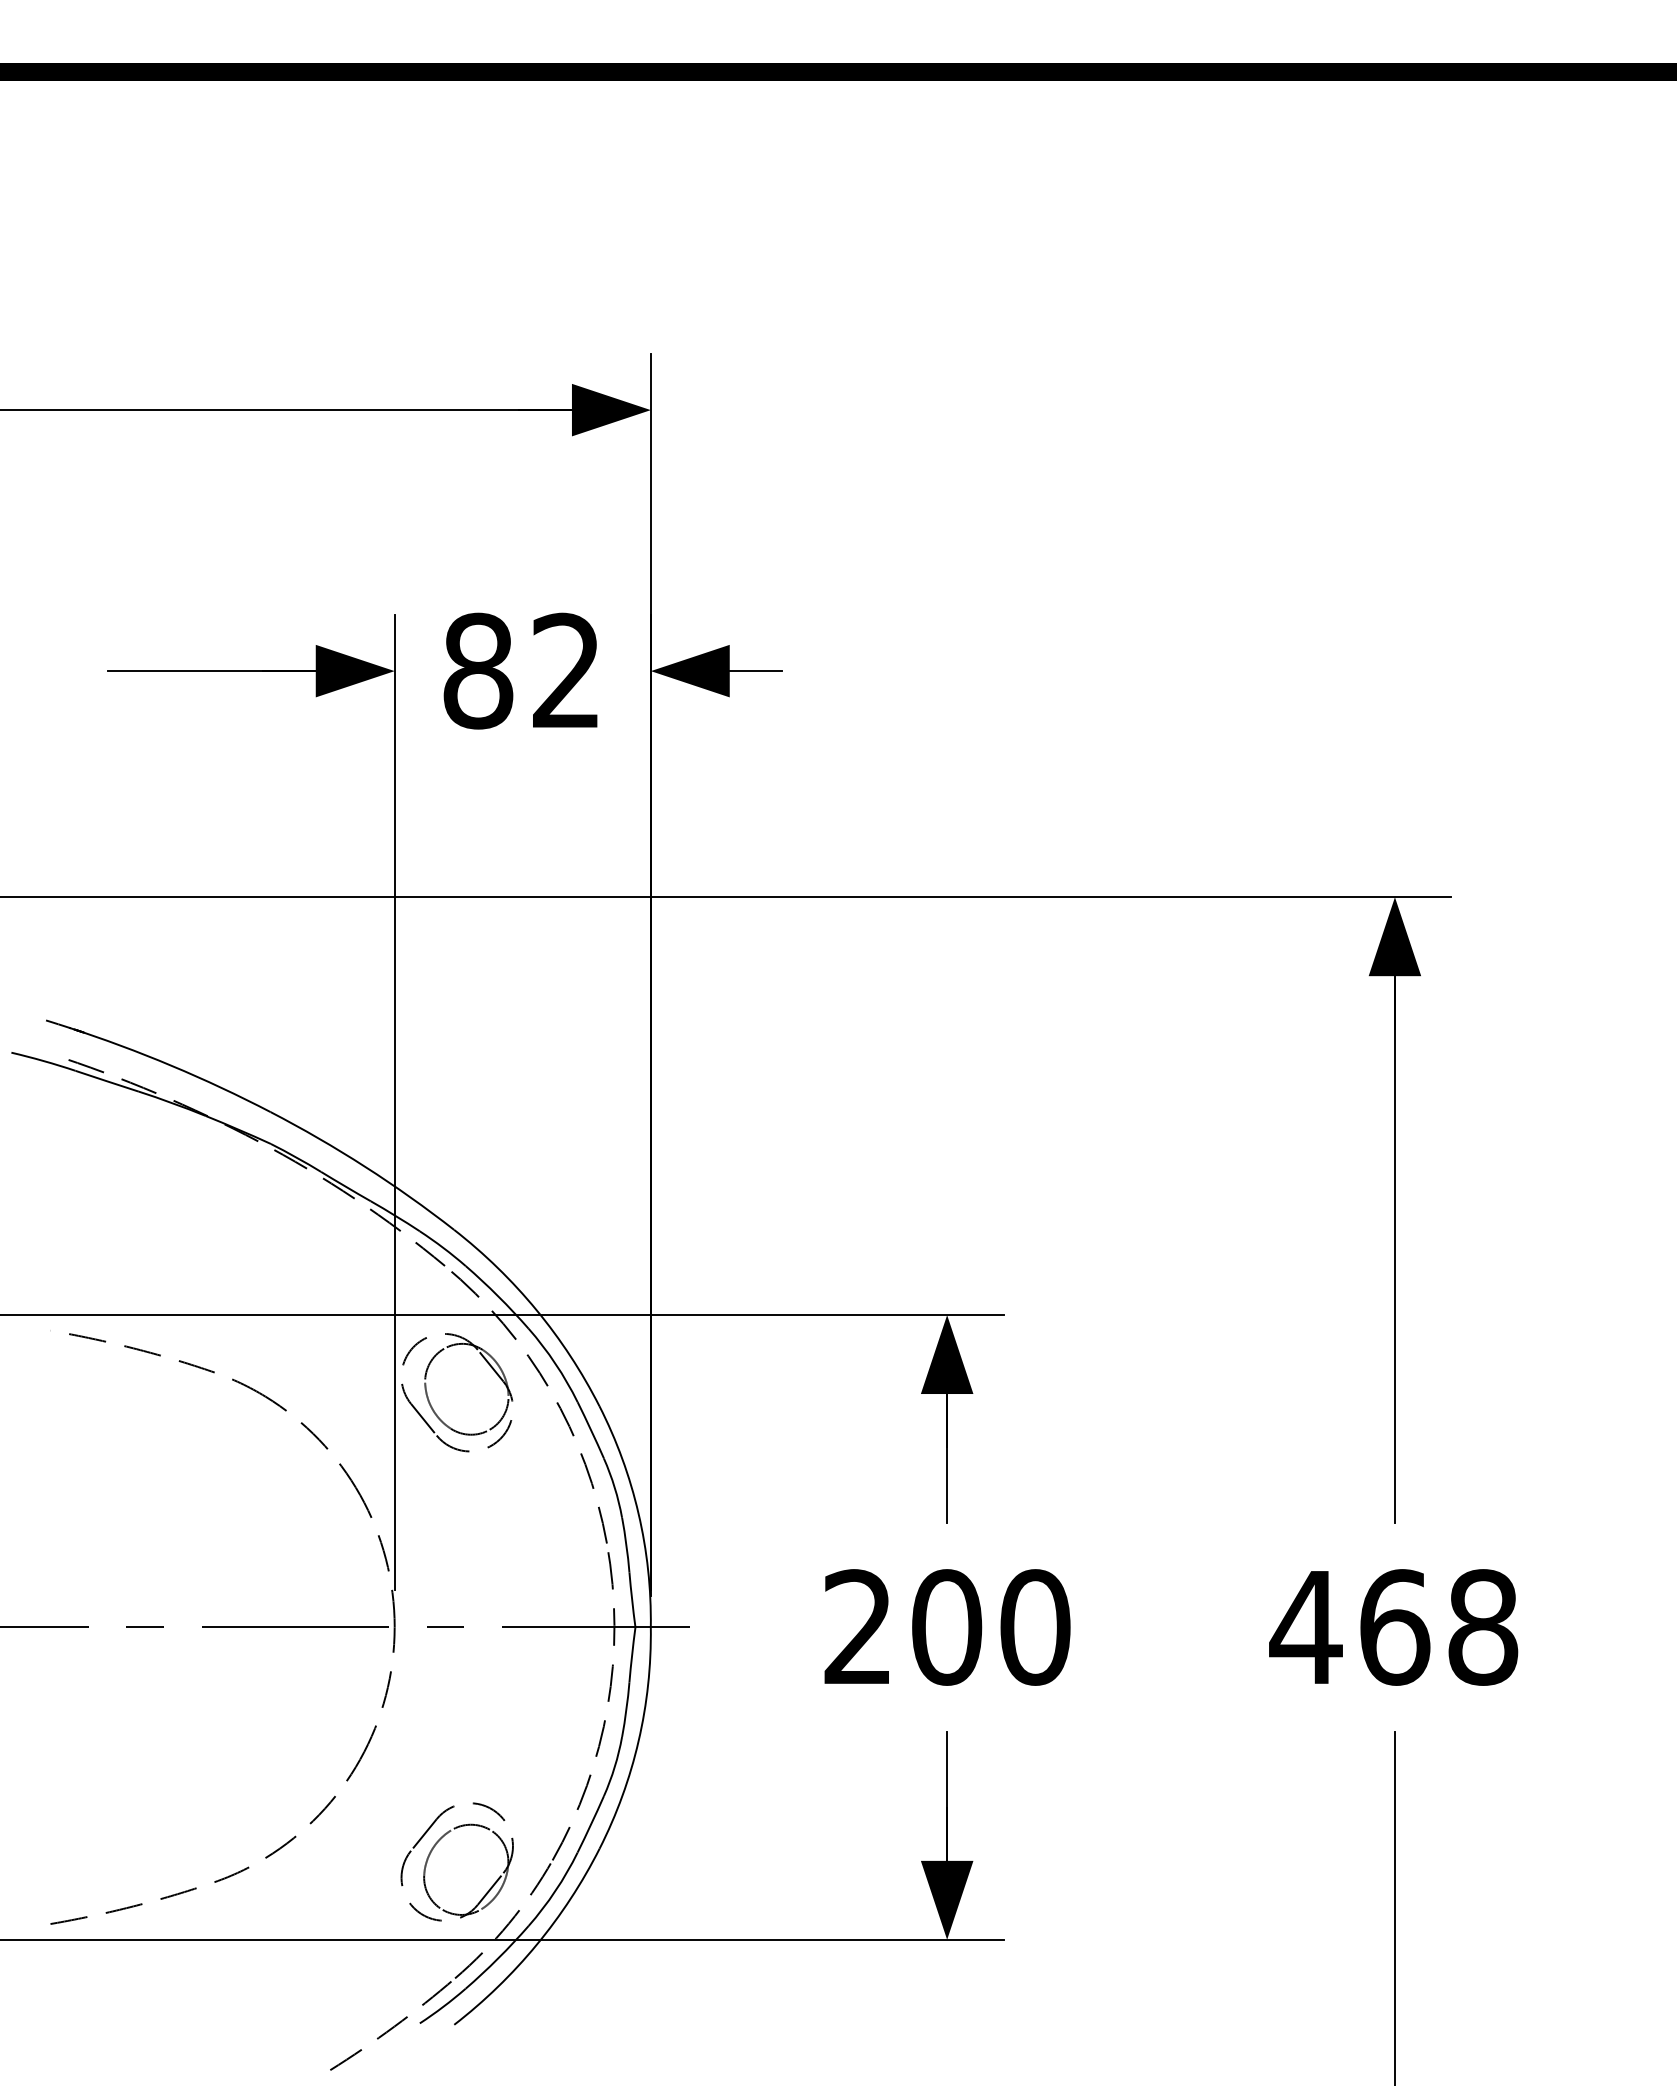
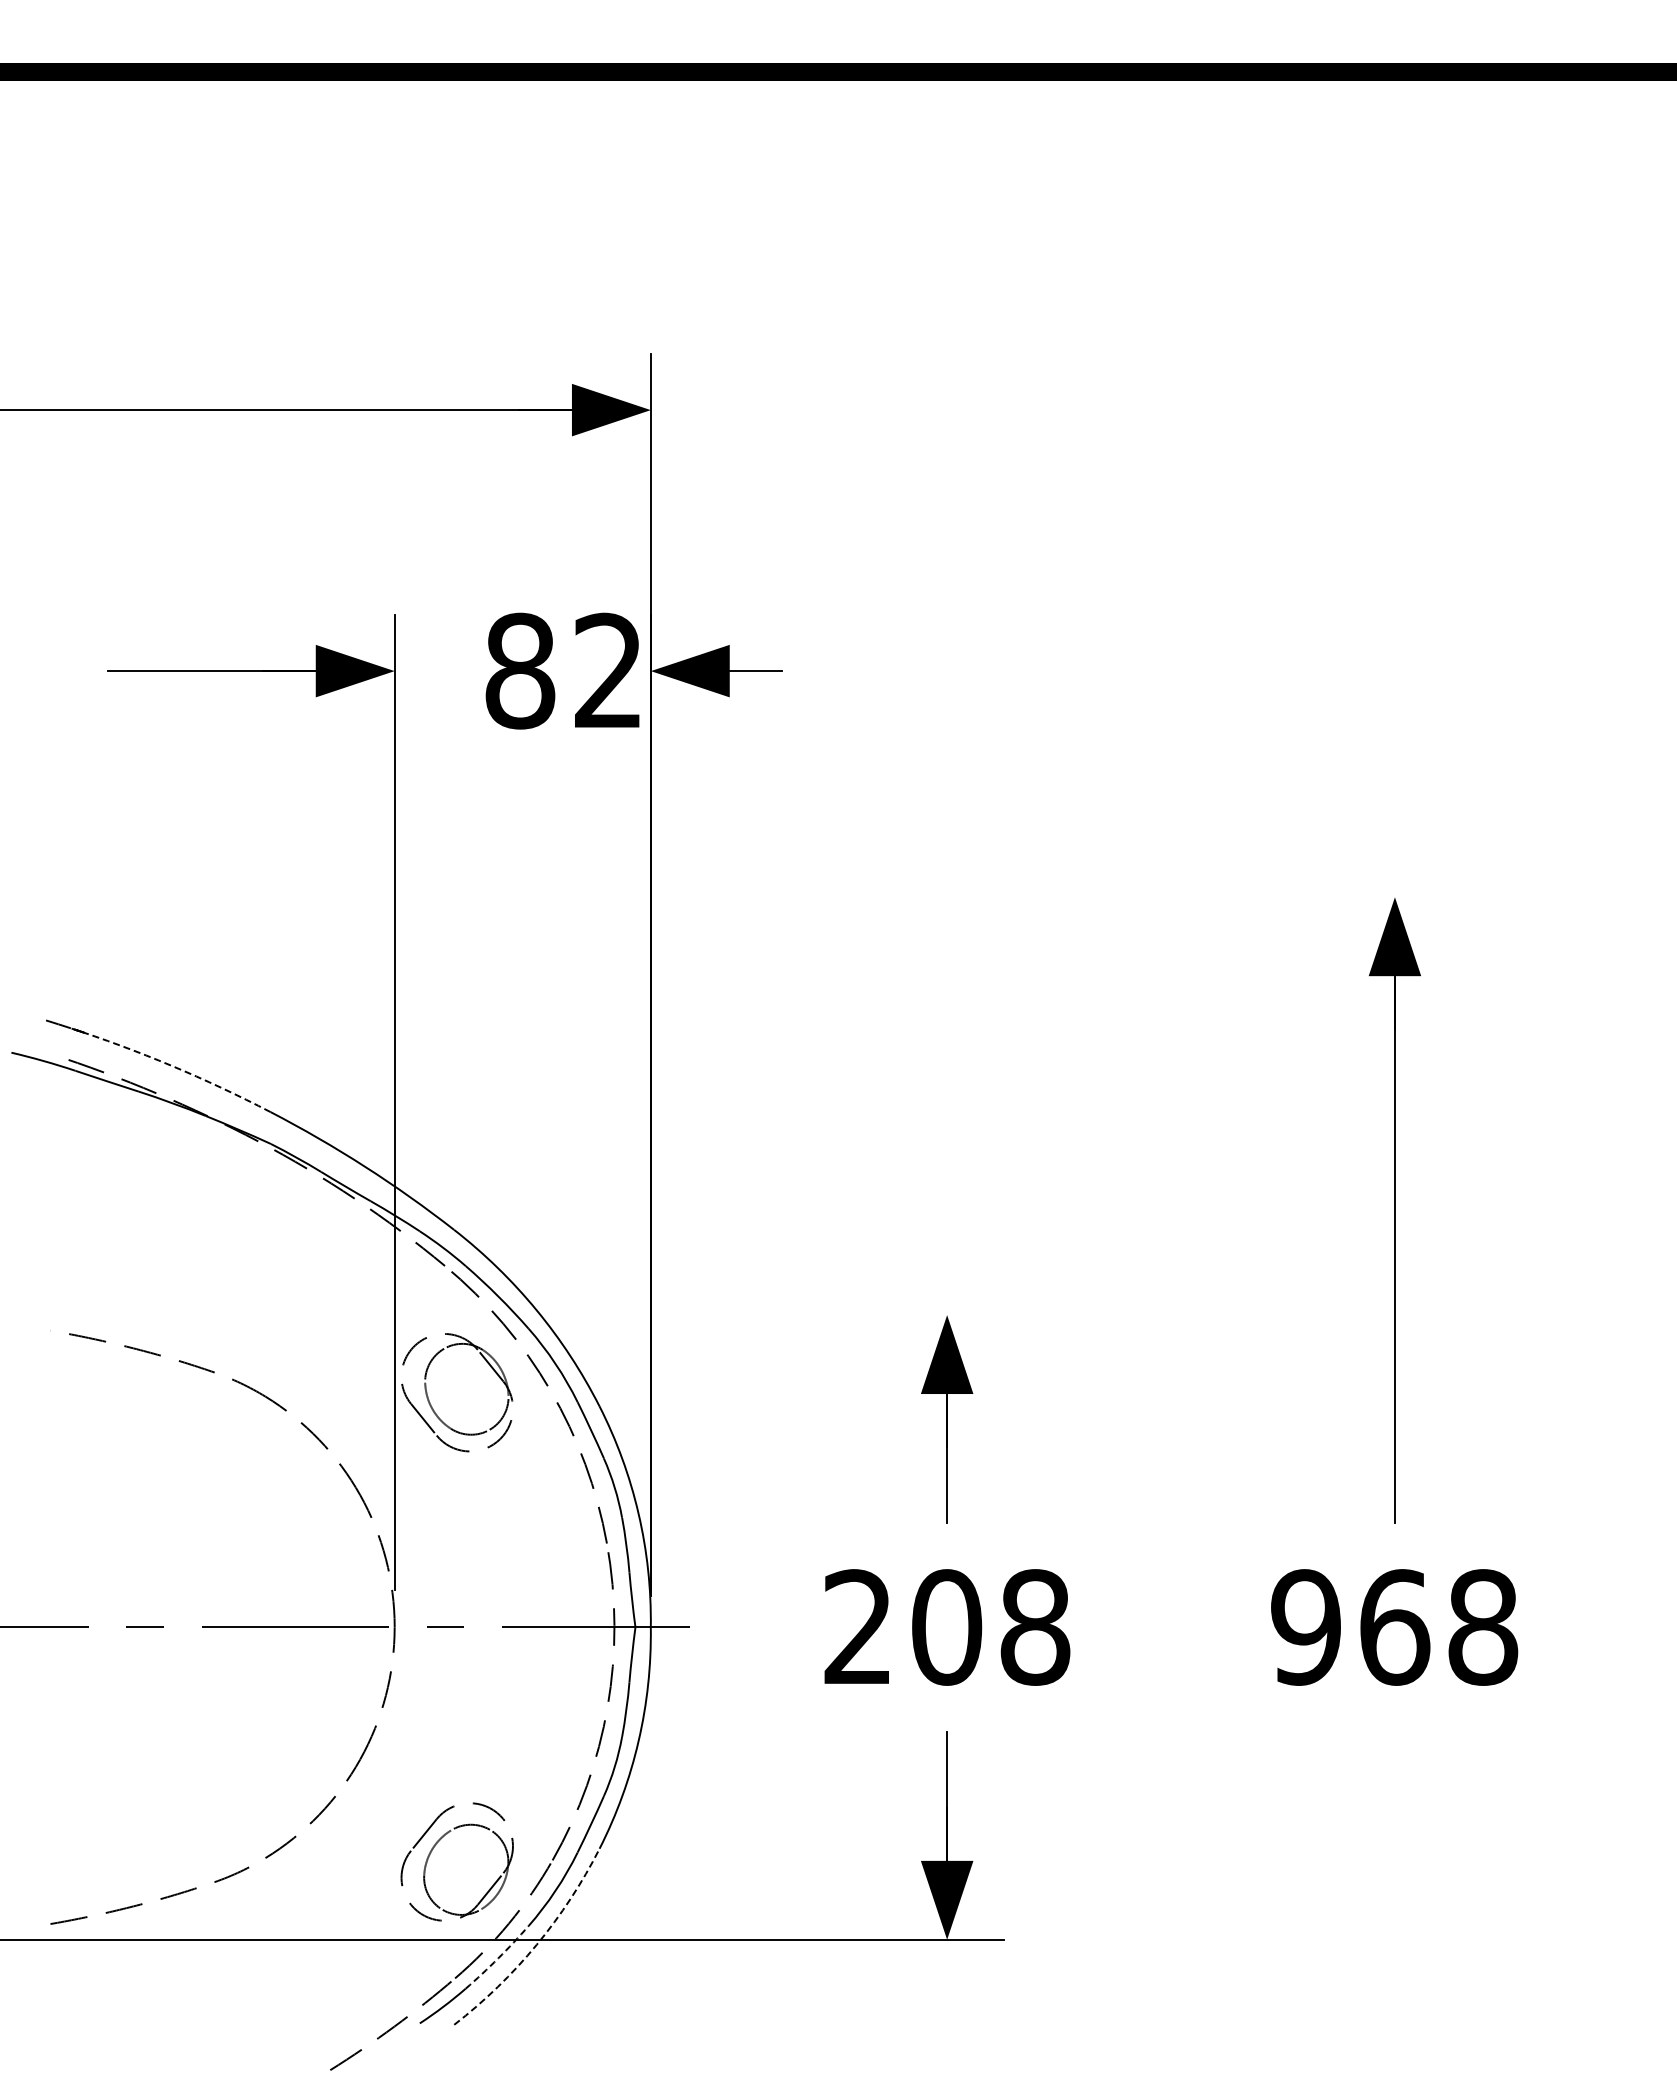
text position: (520, 670) -> (562, 670) (562, 670)
line: present -> none (726, 897)
arc: solid -> dashed (171, 1065)
line: present -> none (502, 1315)
text: 200 -> 208 (1035, 1627)
text: 468 -> 968 (1305, 1627)
line: present -> none (1394, 1907)
arc: solid -> dashed (536, 1944)
arc: solid -> dashed (498, 1958)
